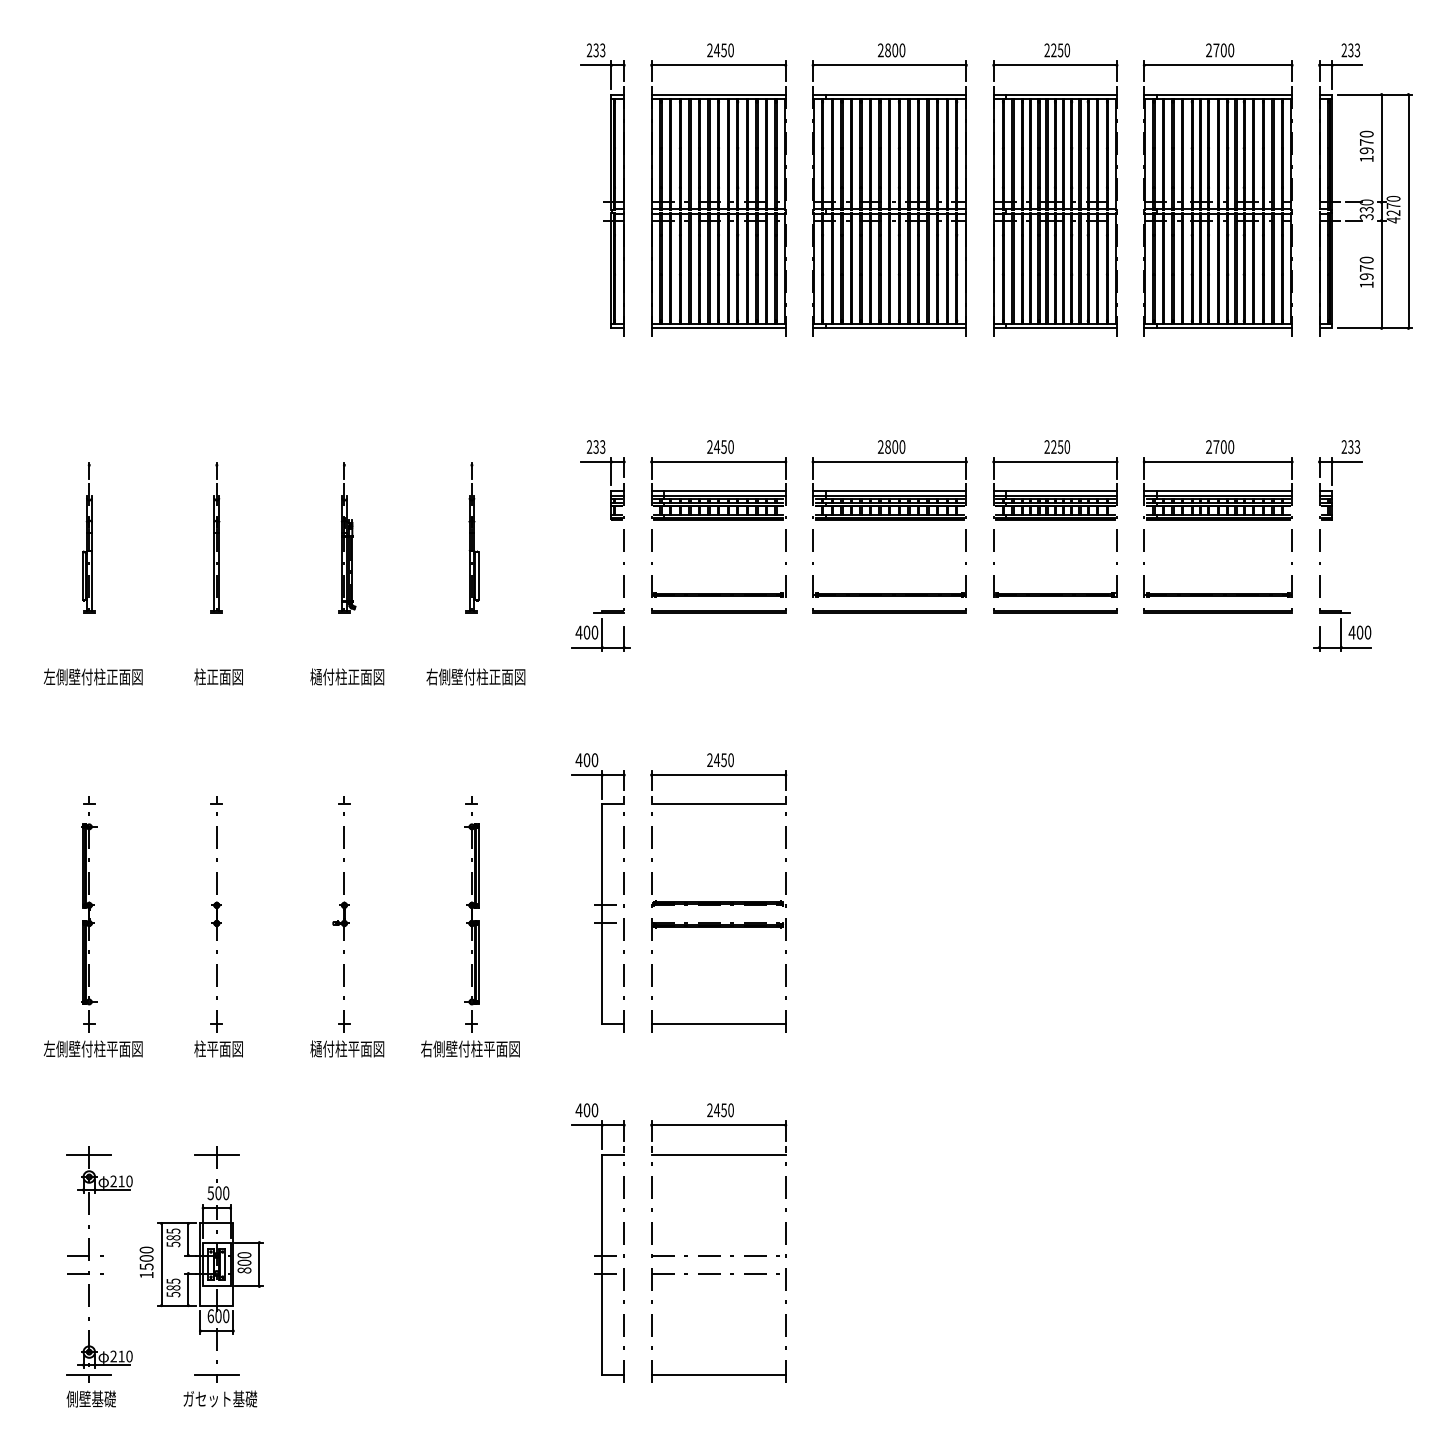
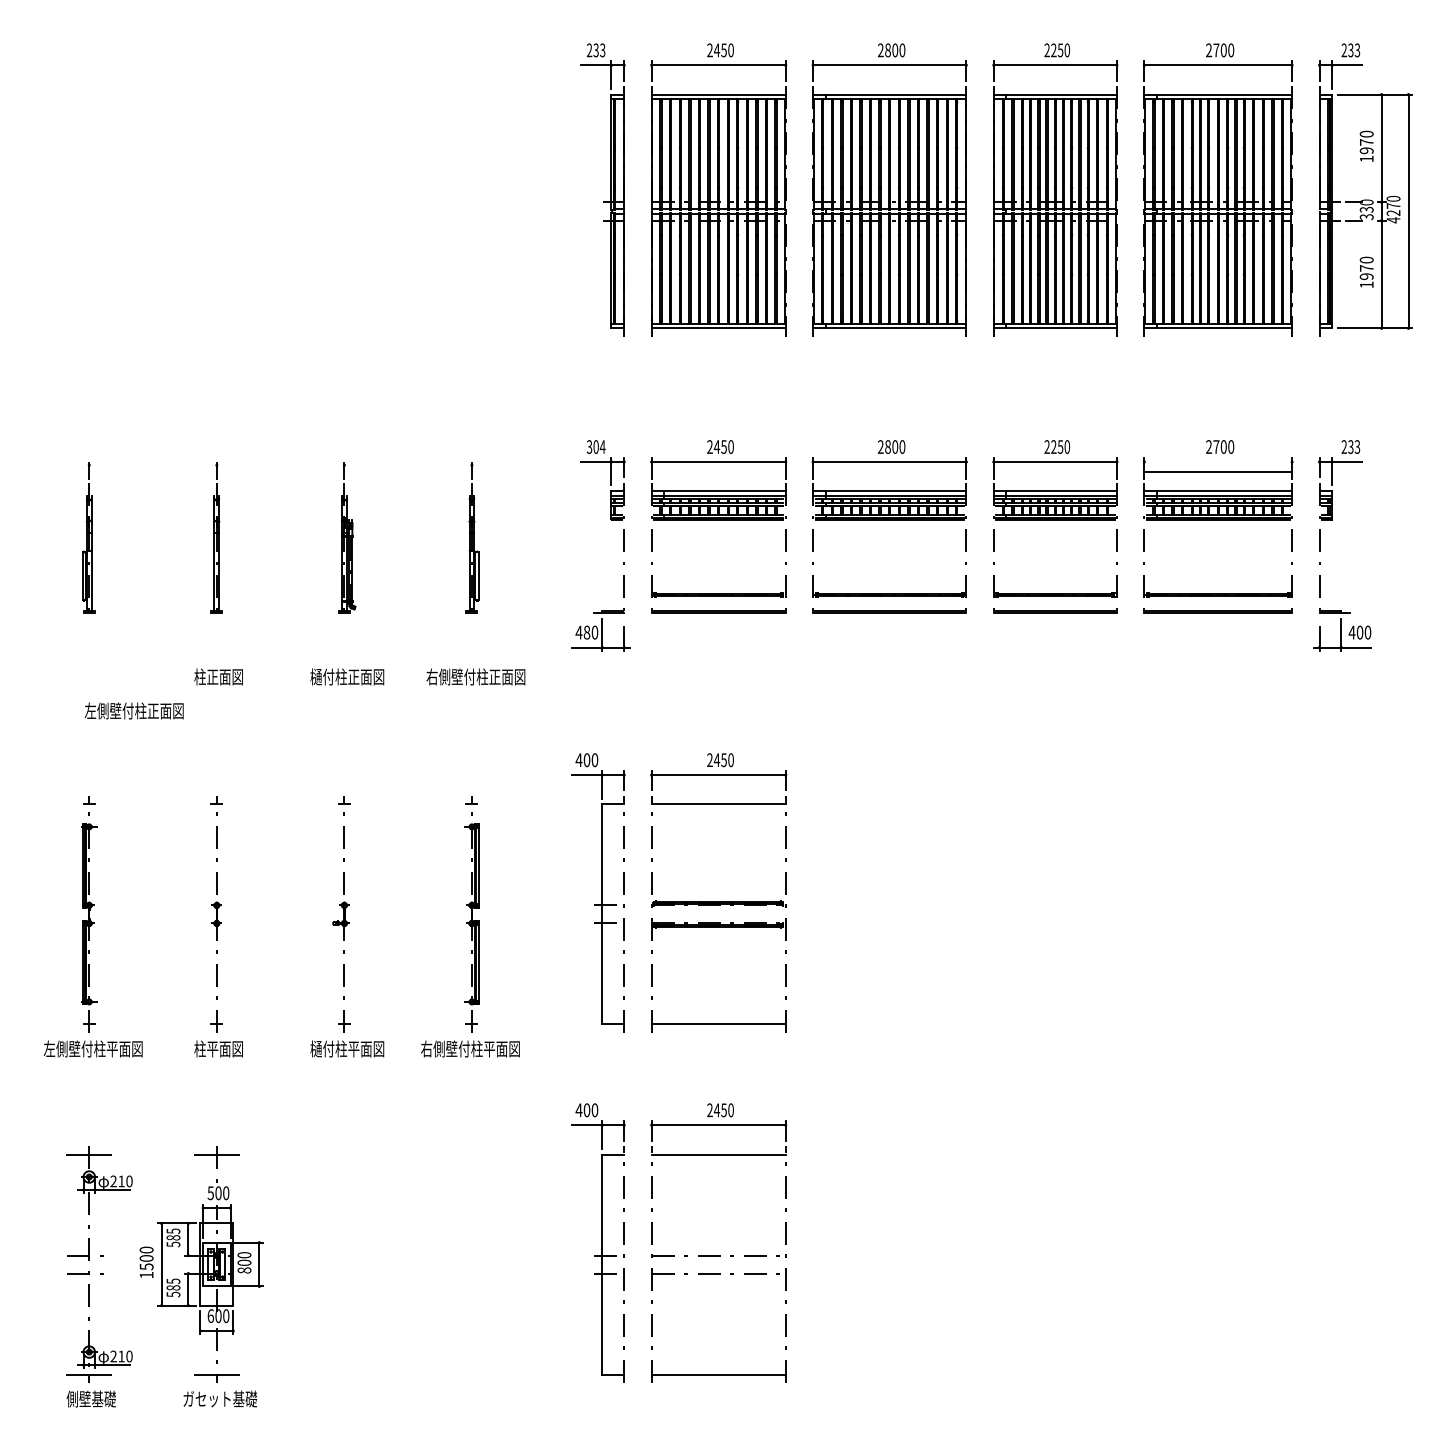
text: 233 -> 304 (595, 446)
line position: (1218, 461) -> (1218, 471) (1218, 471)
text: 400 -> 480 (586, 632)
text position: (92, 676) -> (133, 710) (133, 710)
